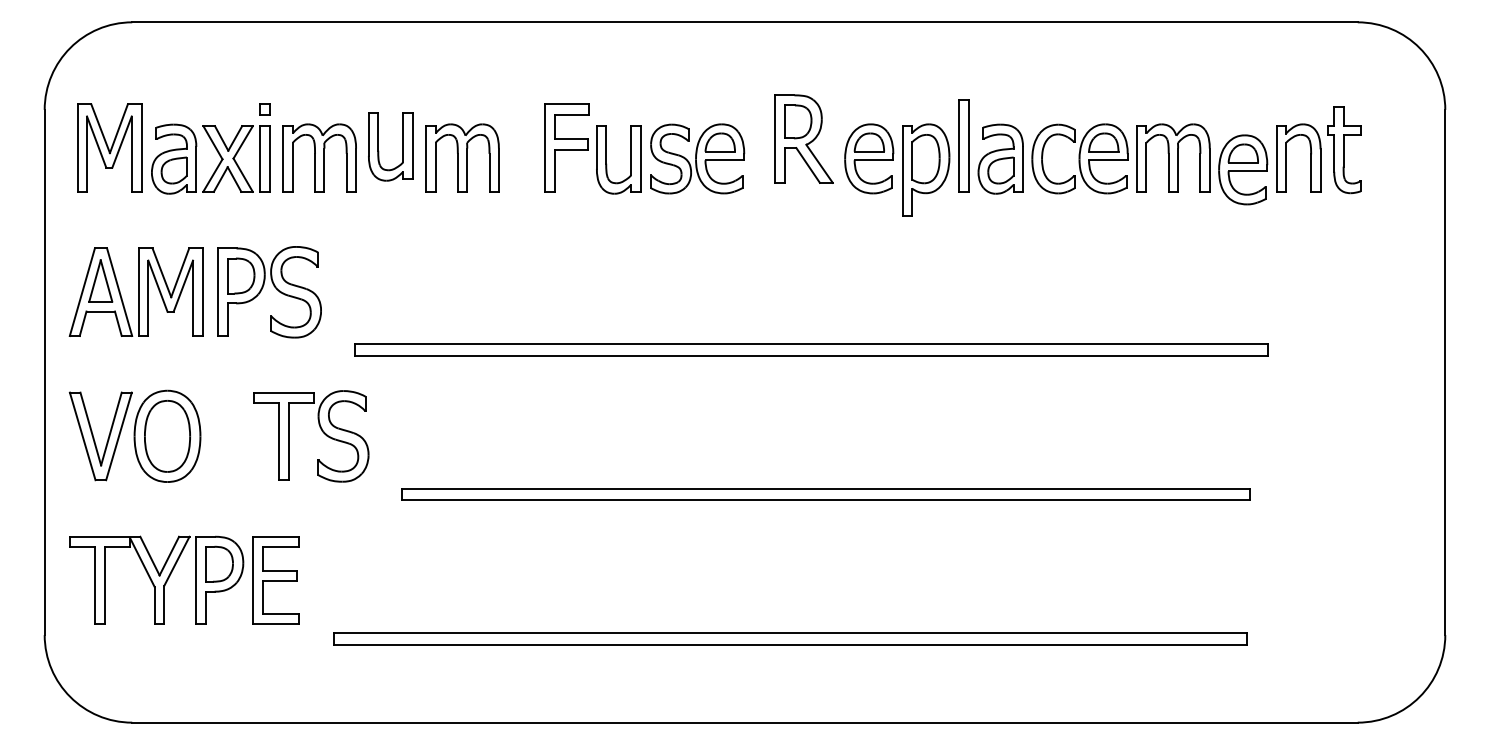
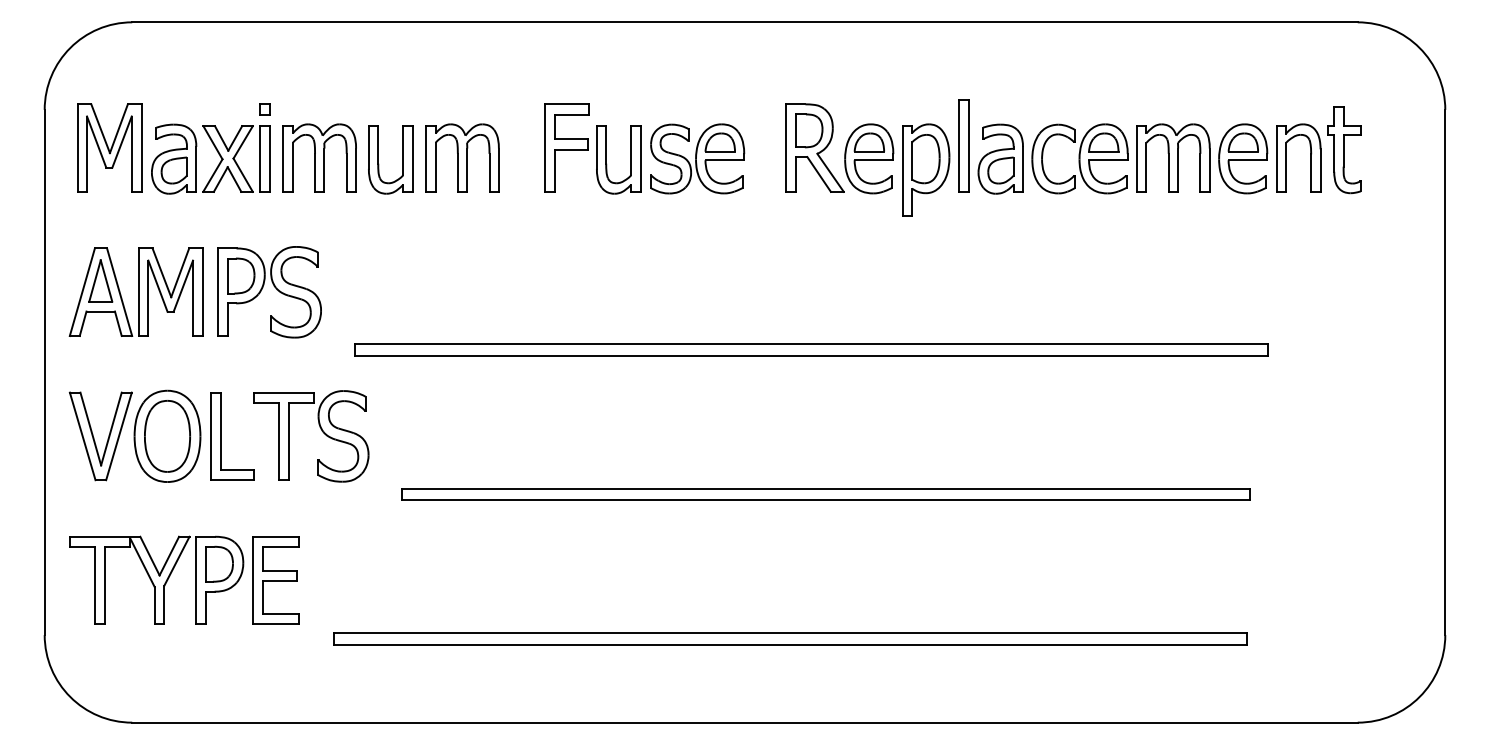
part position: (803, 138) -> (814, 147) (814, 147)
part position: (378, 146) -> (378, 159) (378, 159)
part position: (1243, 169) -> (1243, 158) (1243, 158)
part: none -> present (221, 436)
